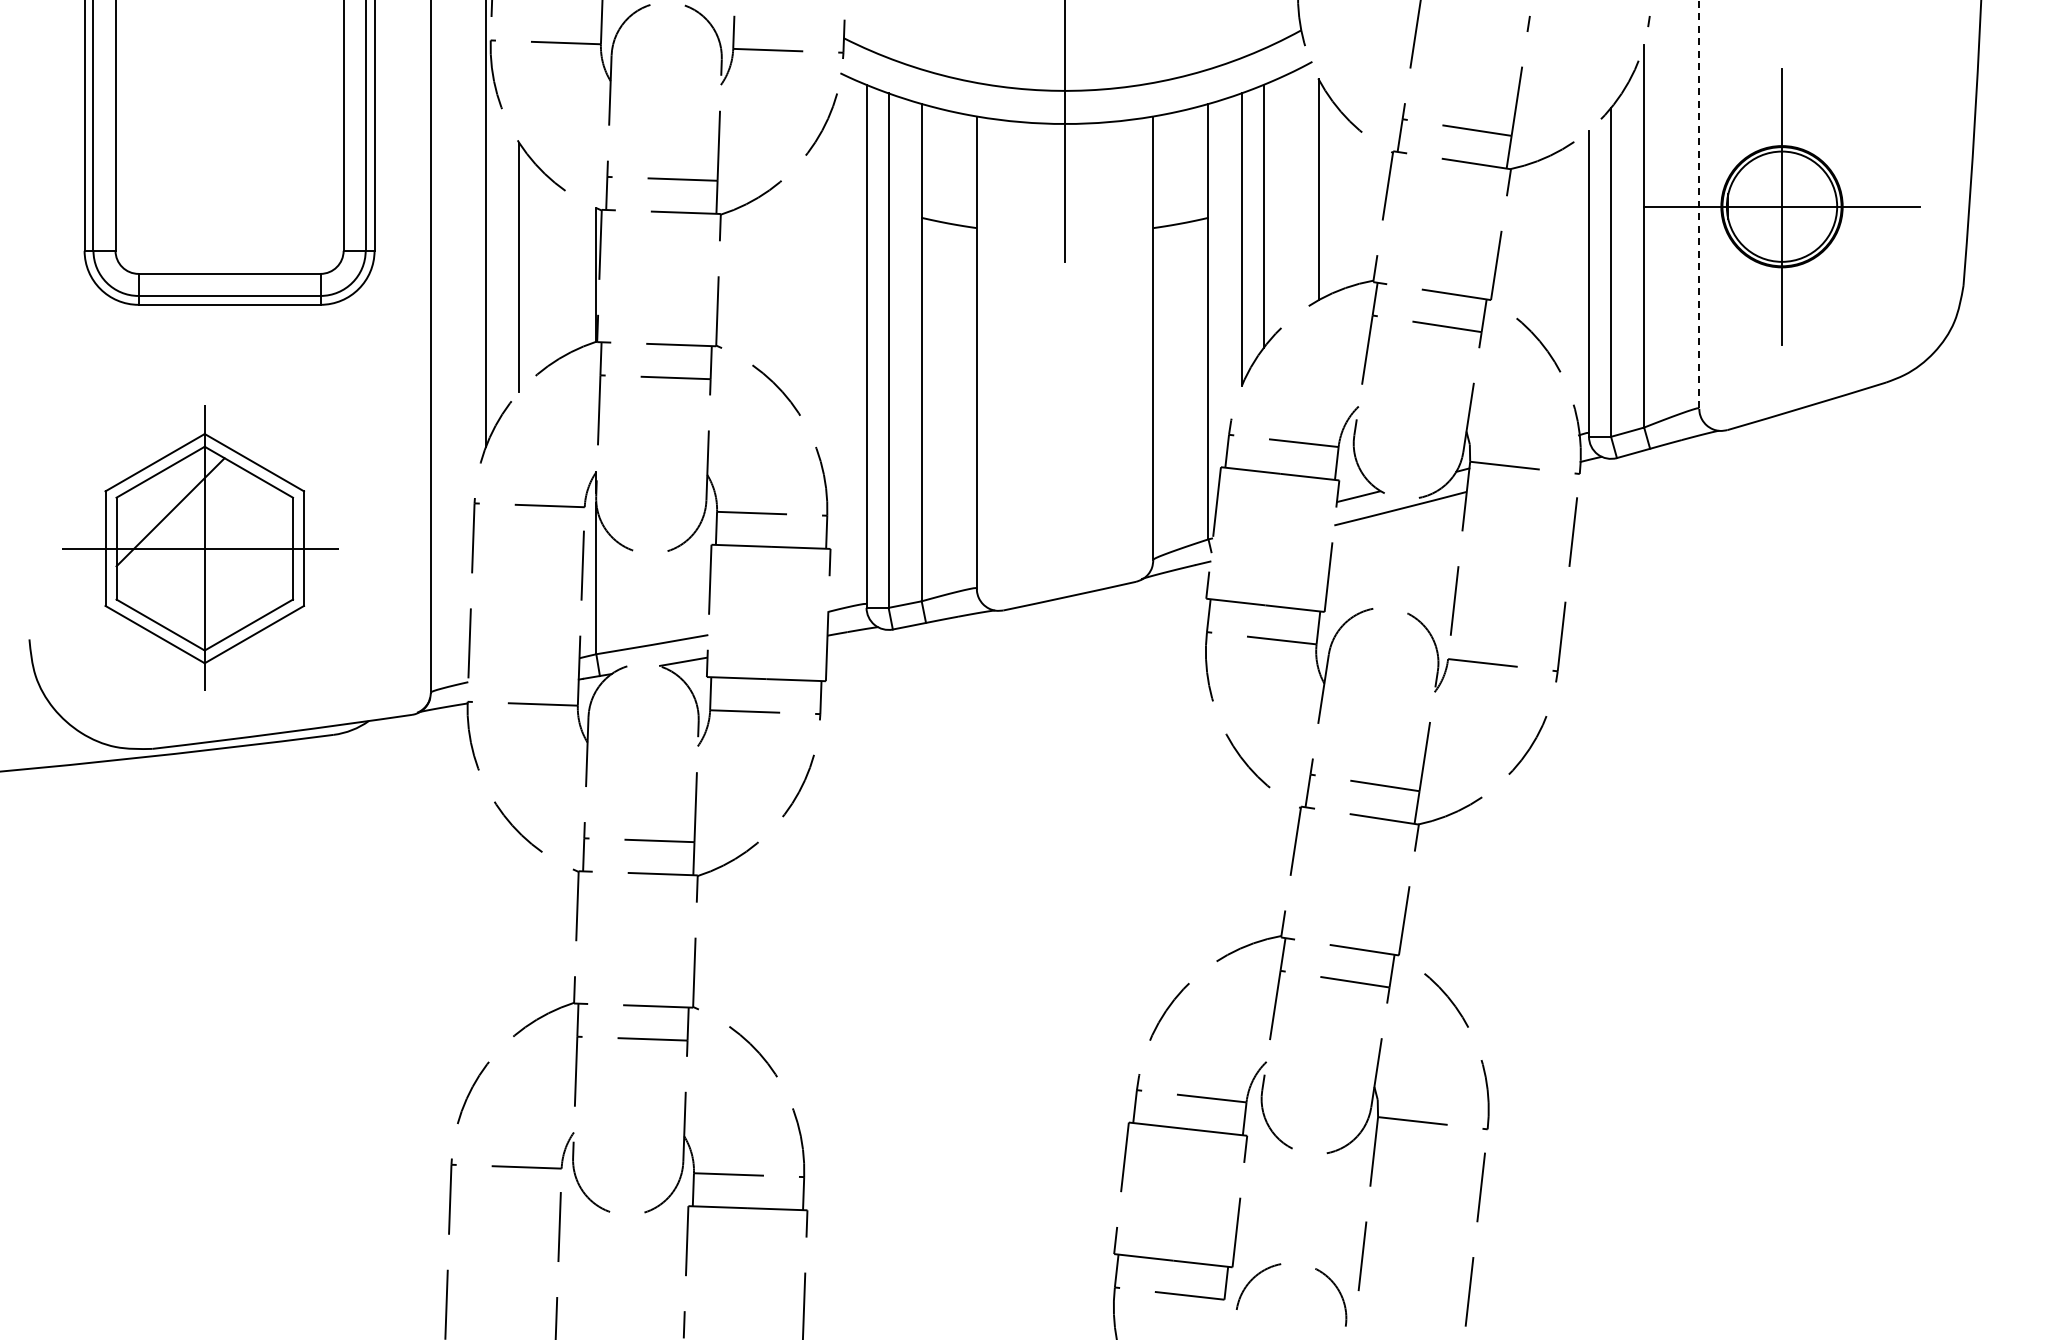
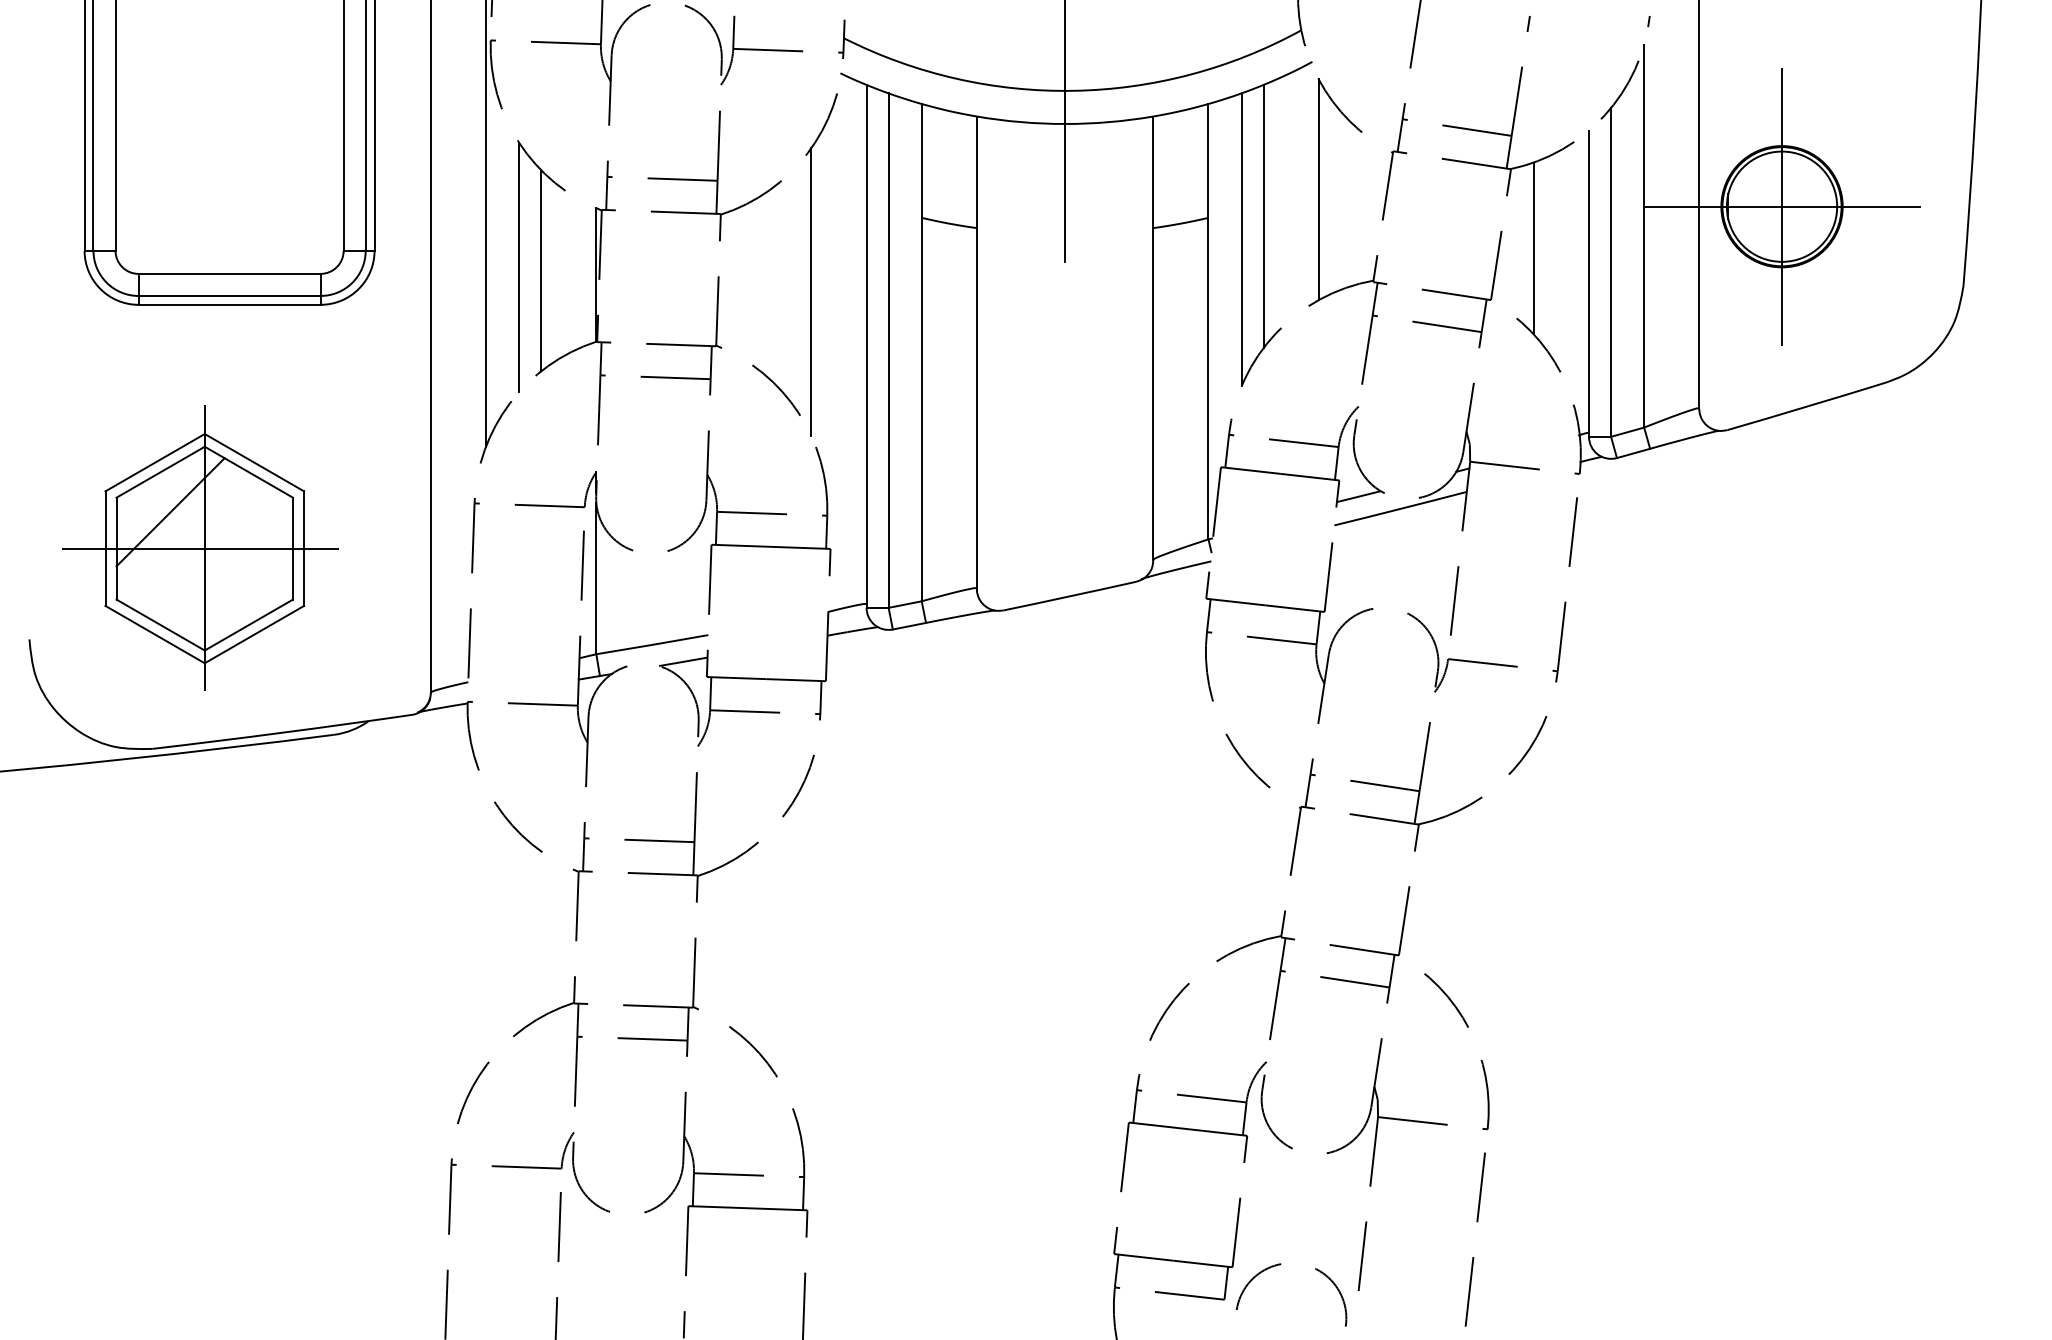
line: dashed -> solid (1699, 204)
line: none -> present (1533, 248)
line: none -> present (541, 270)
line: none -> present (811, 292)
